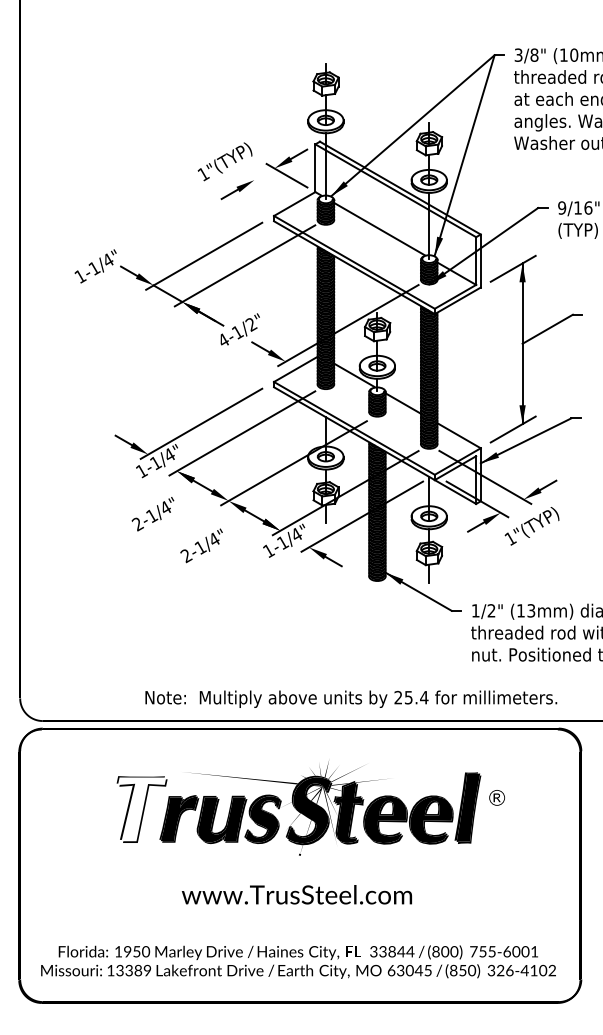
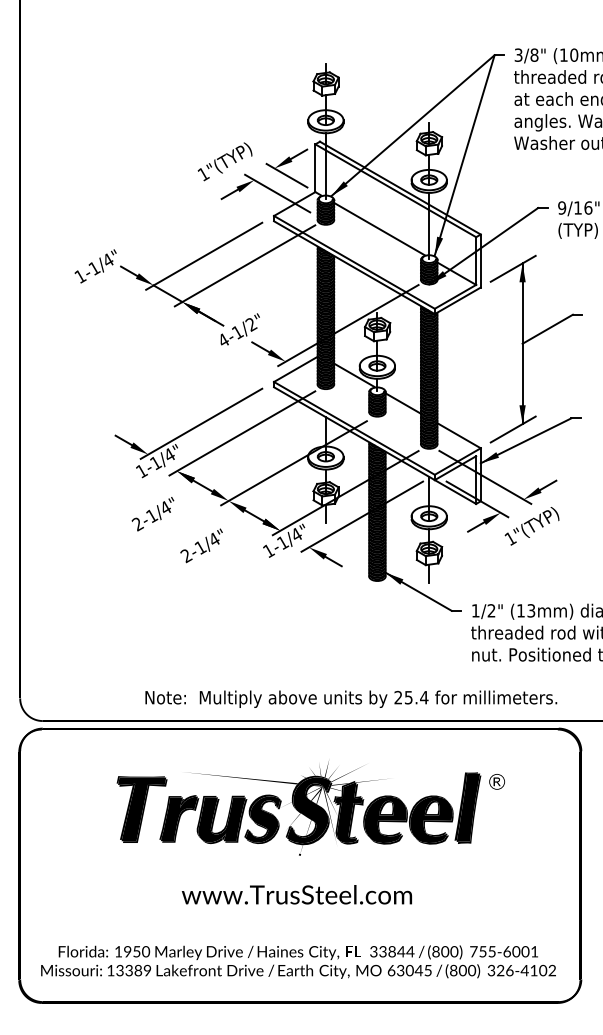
line: none -> present (277, 193)
part position: (496, 797) -> (496, 781) (496, 781)
fill: none -> present (142, 809)
text: (850) -> (800) (462, 970)
